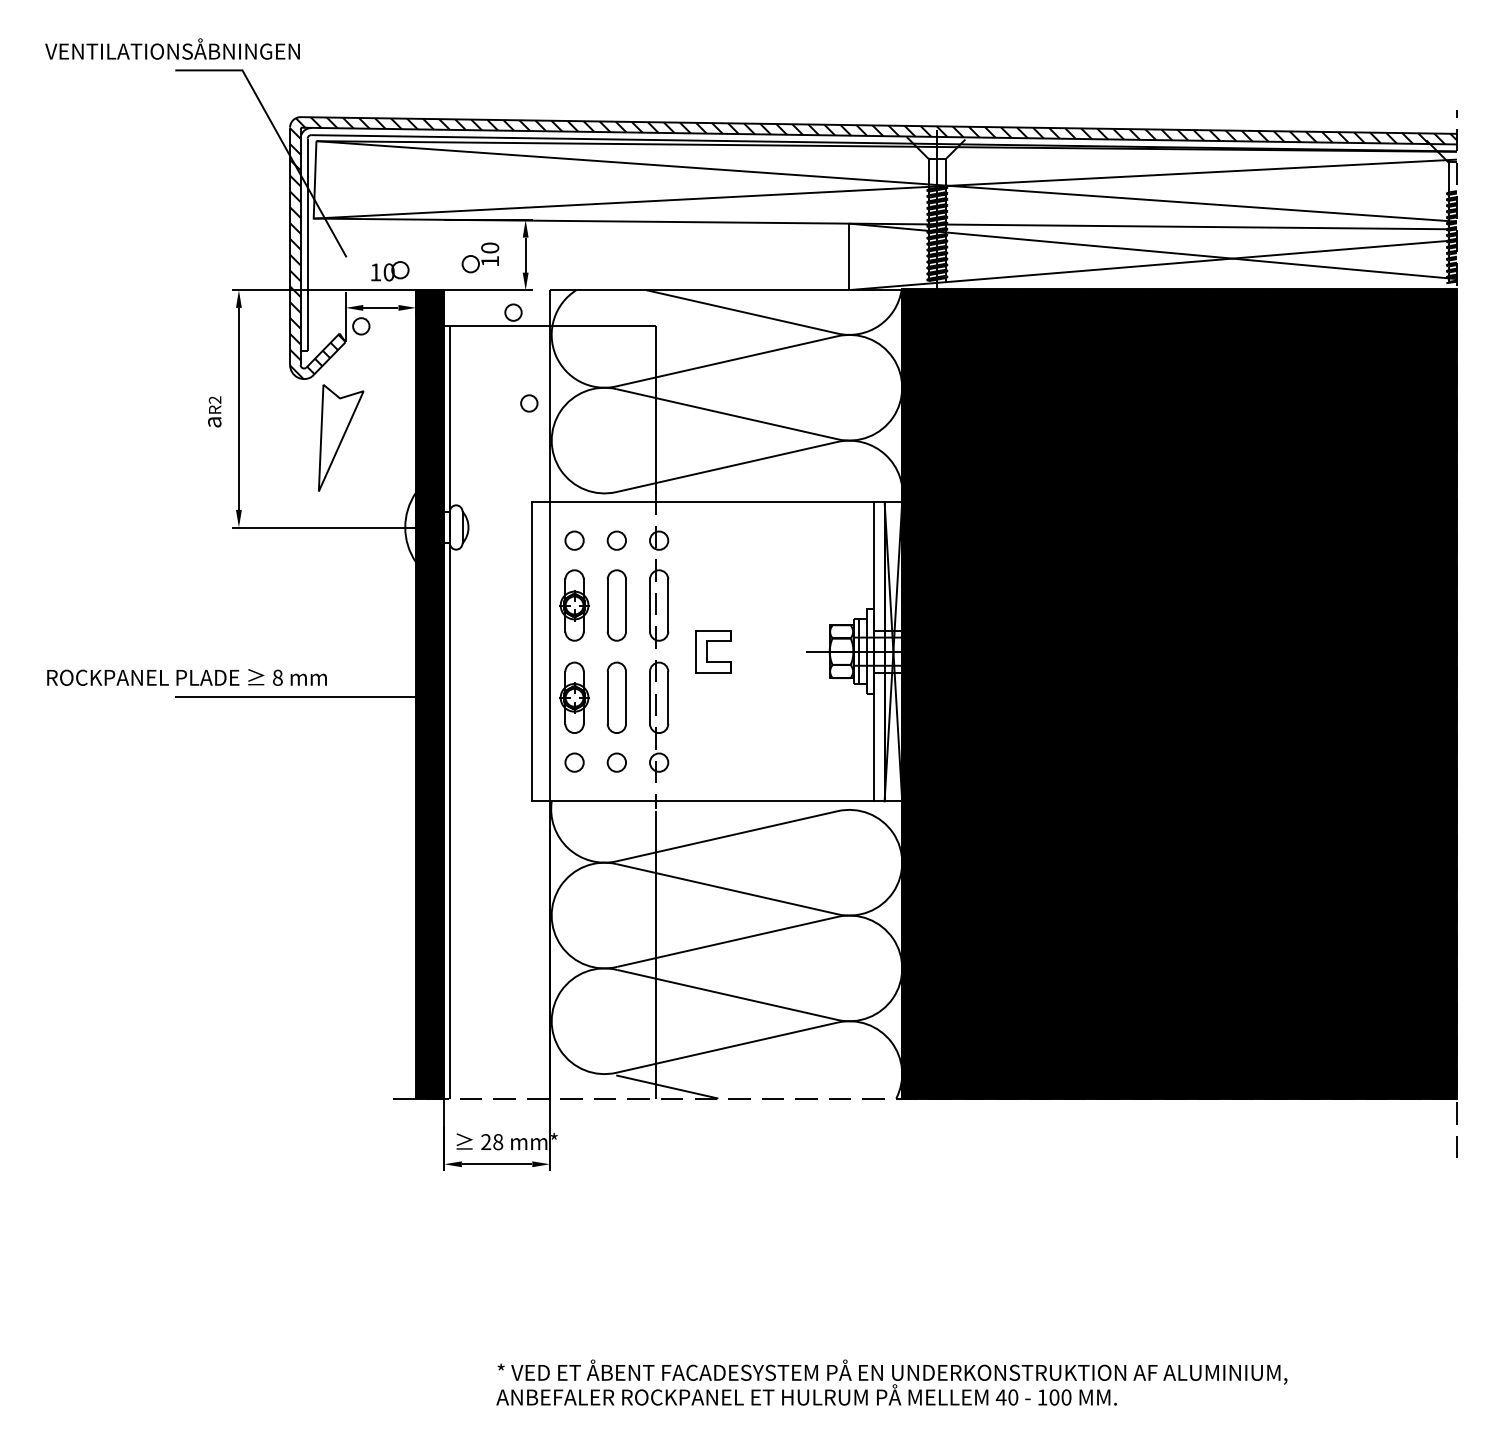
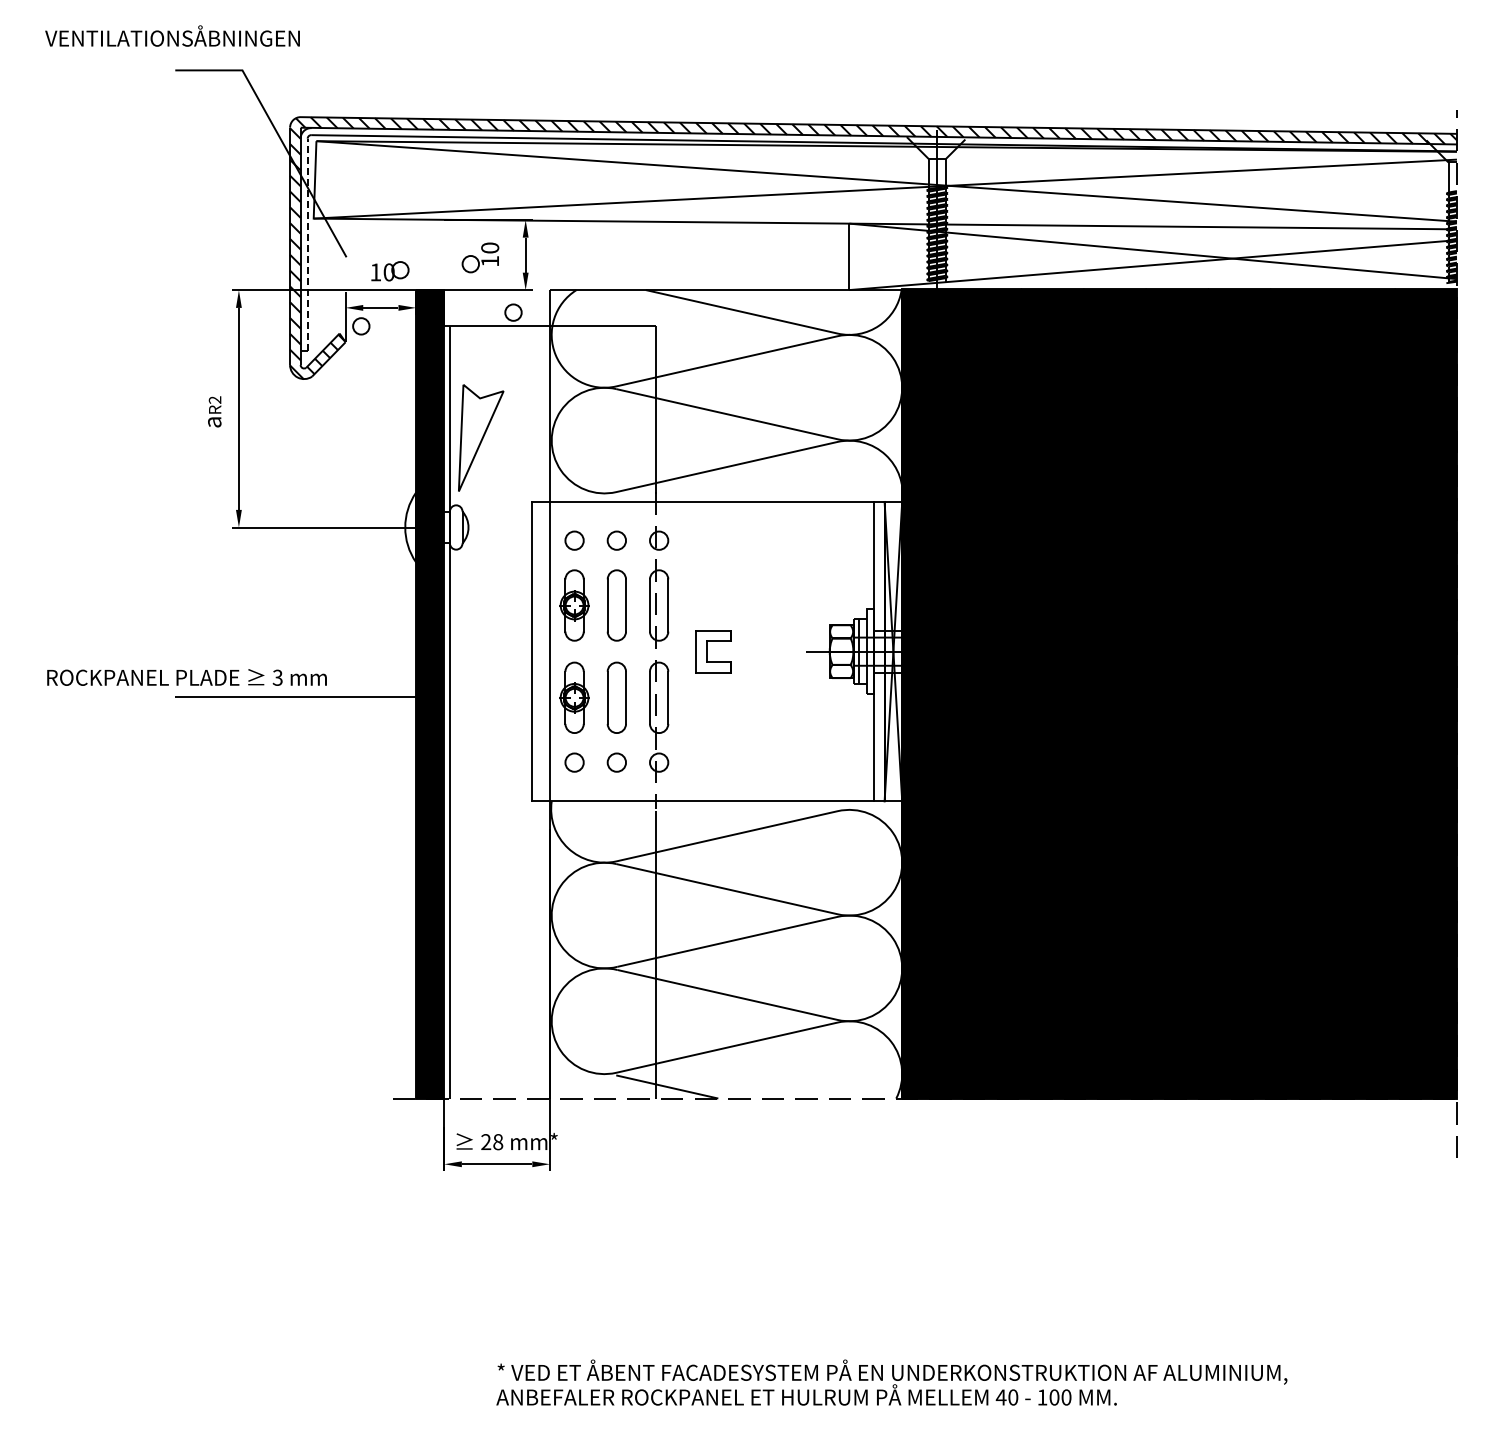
text position: (172, 48) -> (172, 35) (172, 35)
line: solid -> dashed (307, 244)
circle: present -> none (529, 403)
part position: (341, 437) -> (481, 437) (481, 437)
text: 8 -> 3 (277, 677)
